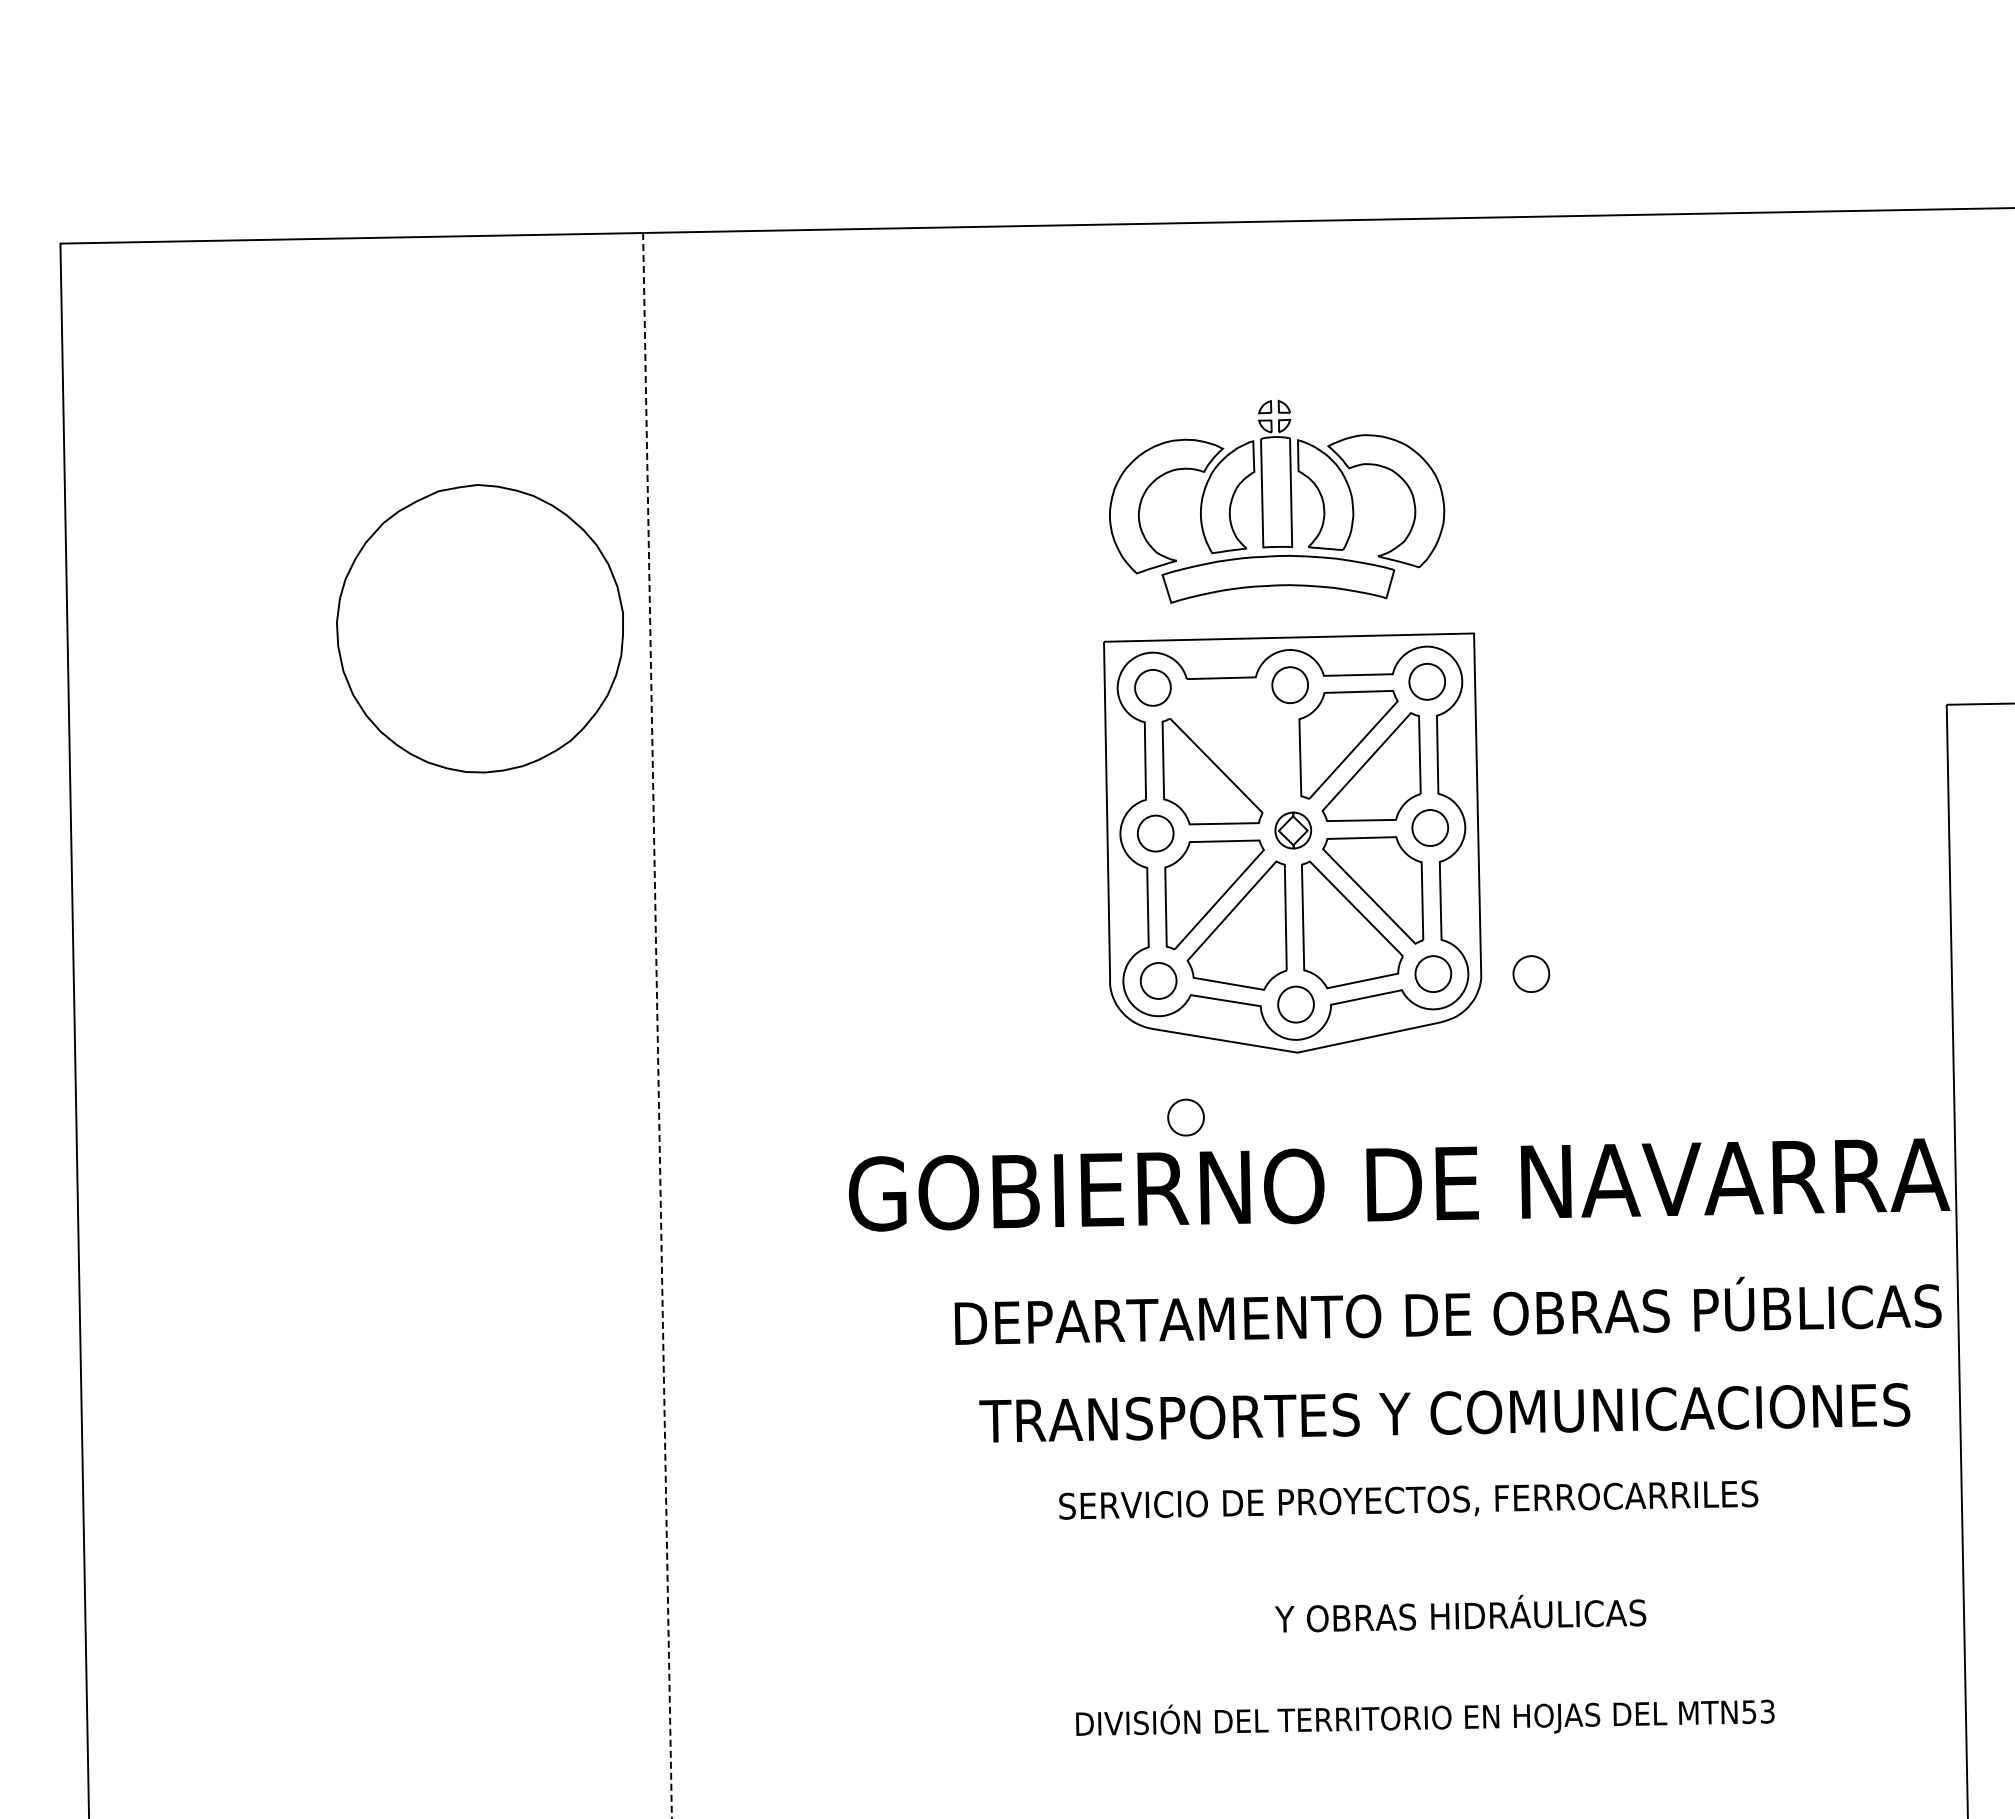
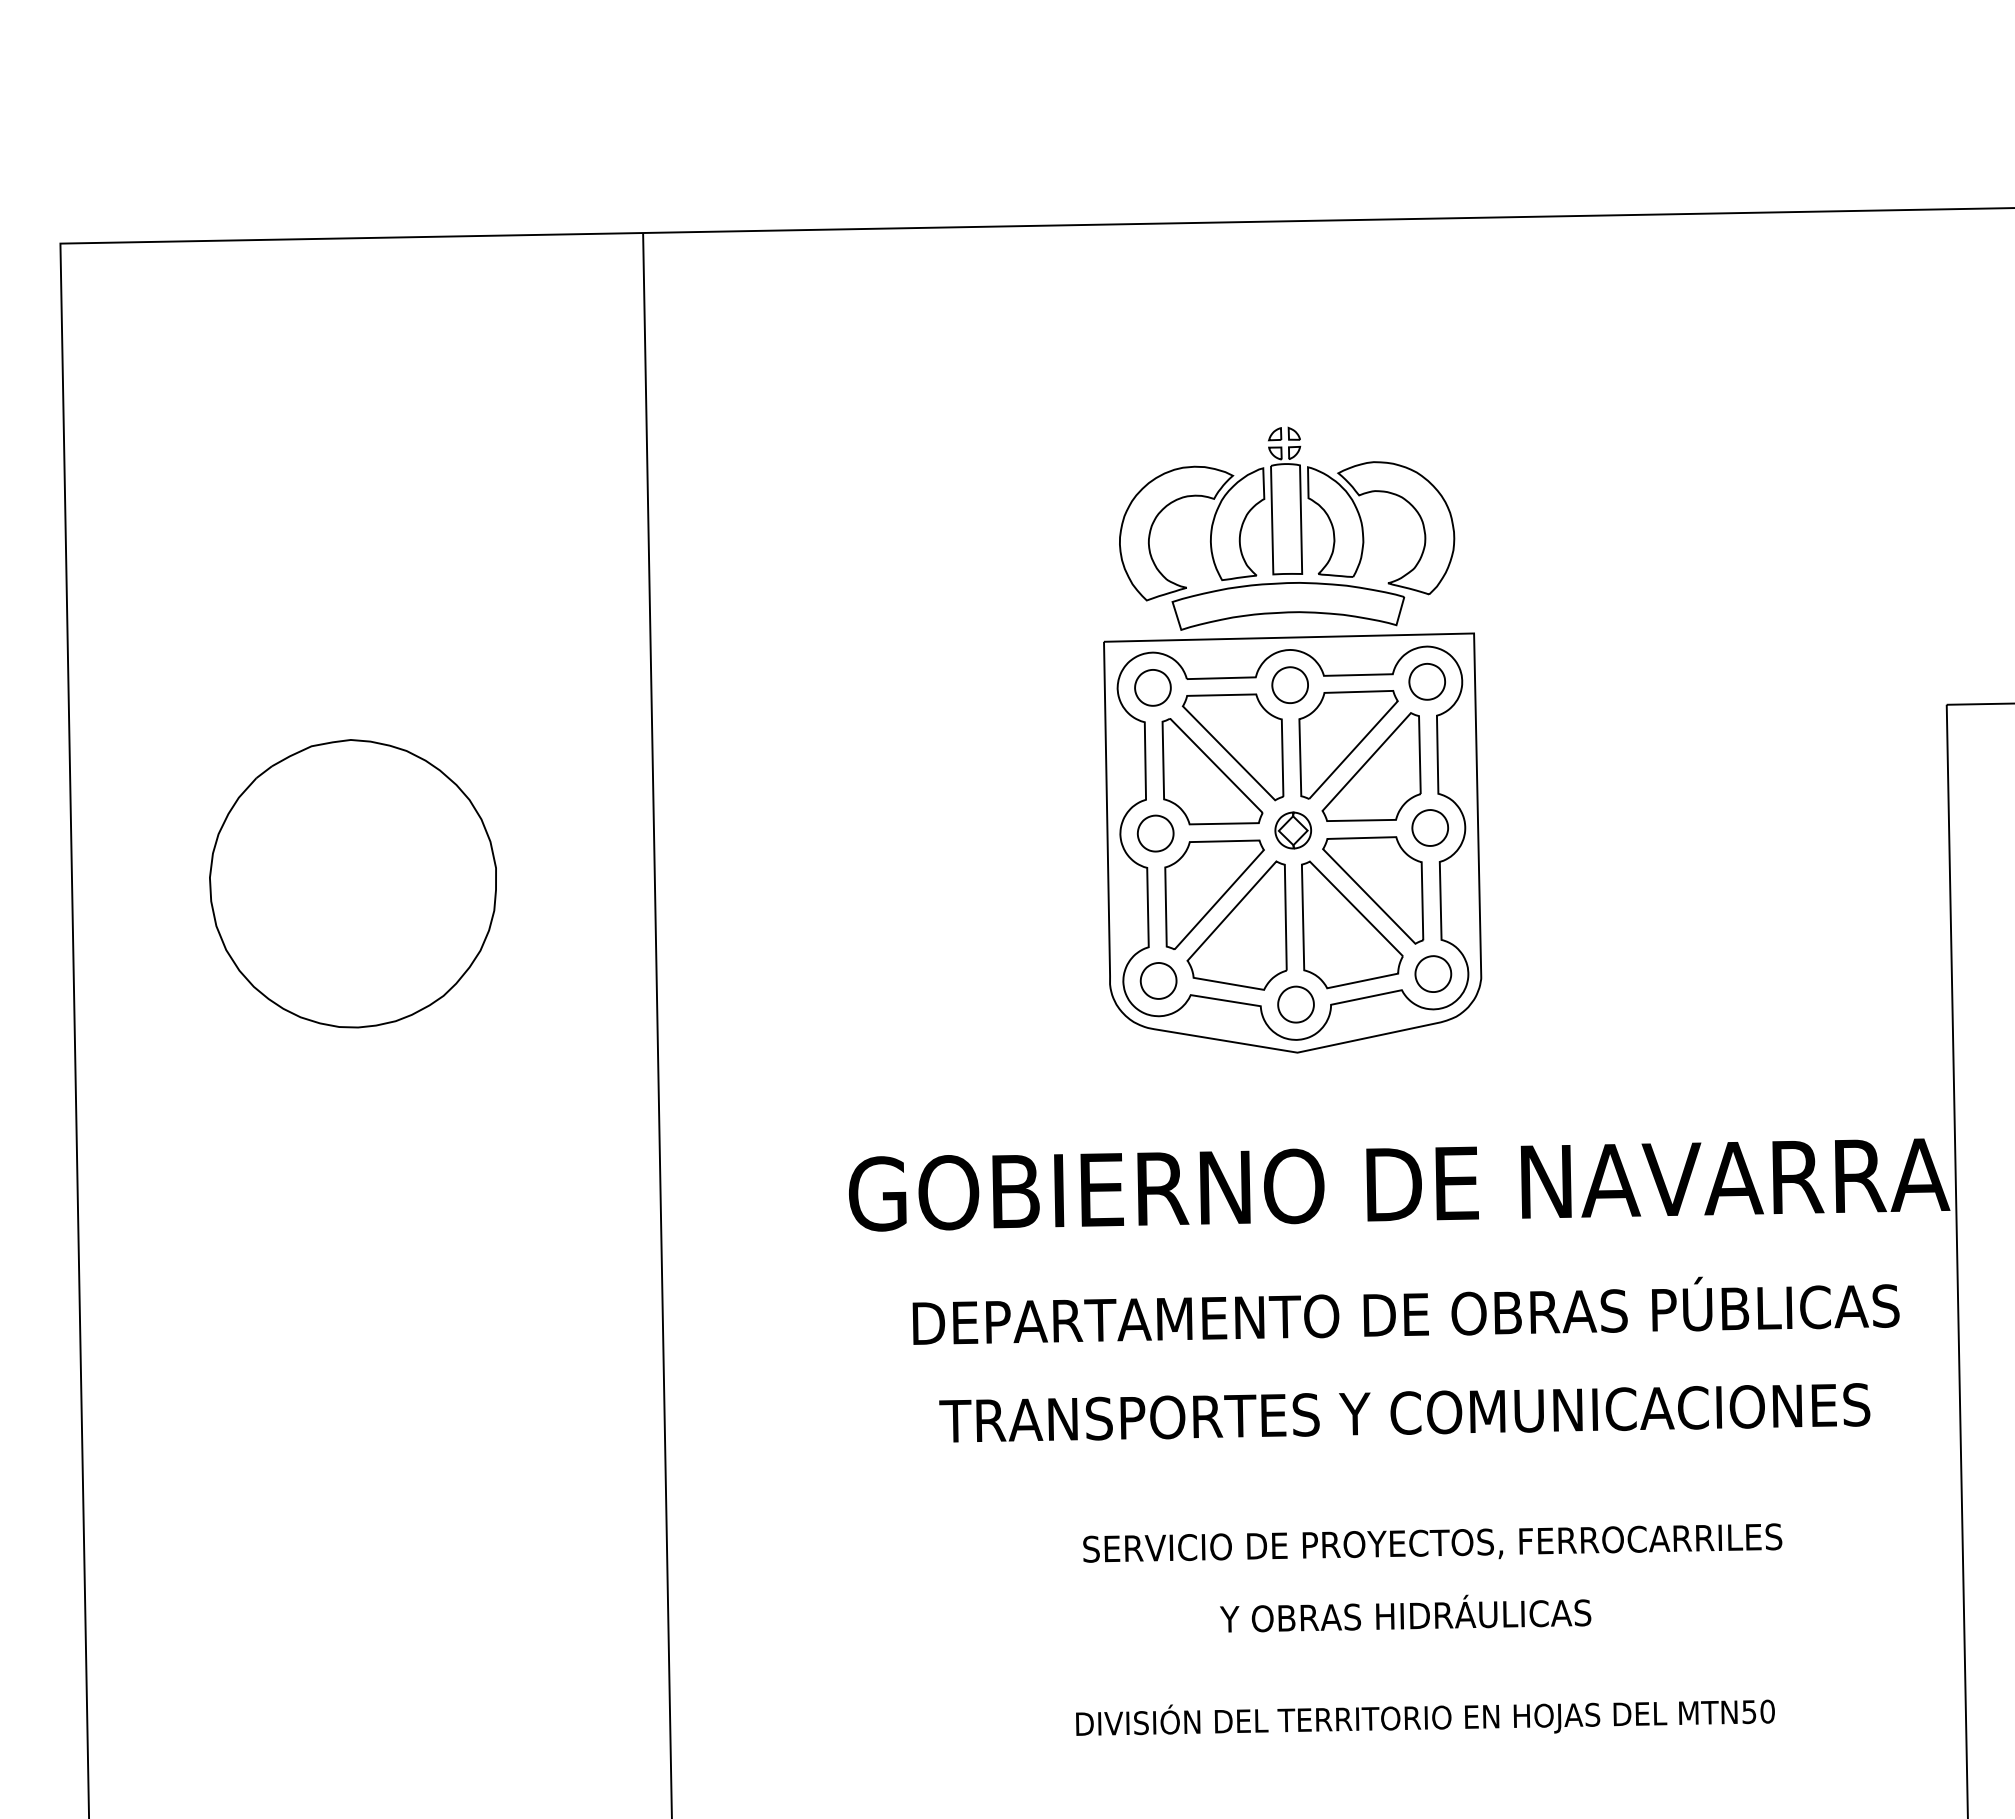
part position: (1277, 501) -> (1287, 528) (1287, 528)
part position: (479, 628) -> (352, 883) (352, 883)
part: none -> present (1232, 747)
part: present -> none (1531, 973)
line: dashed -> solid (657, 1025)
part: present -> none (1185, 1117)
text position: (1447, 1310) -> (1405, 1310) (1405, 1310)
text position: (1444, 1412) -> (1404, 1412) (1404, 1412)
text position: (1408, 1499) -> (1432, 1542) (1432, 1542)
text position: (1460, 1613) -> (1405, 1613) (1405, 1613)
text: MTN53 -> MTN50 (1767, 1711)
